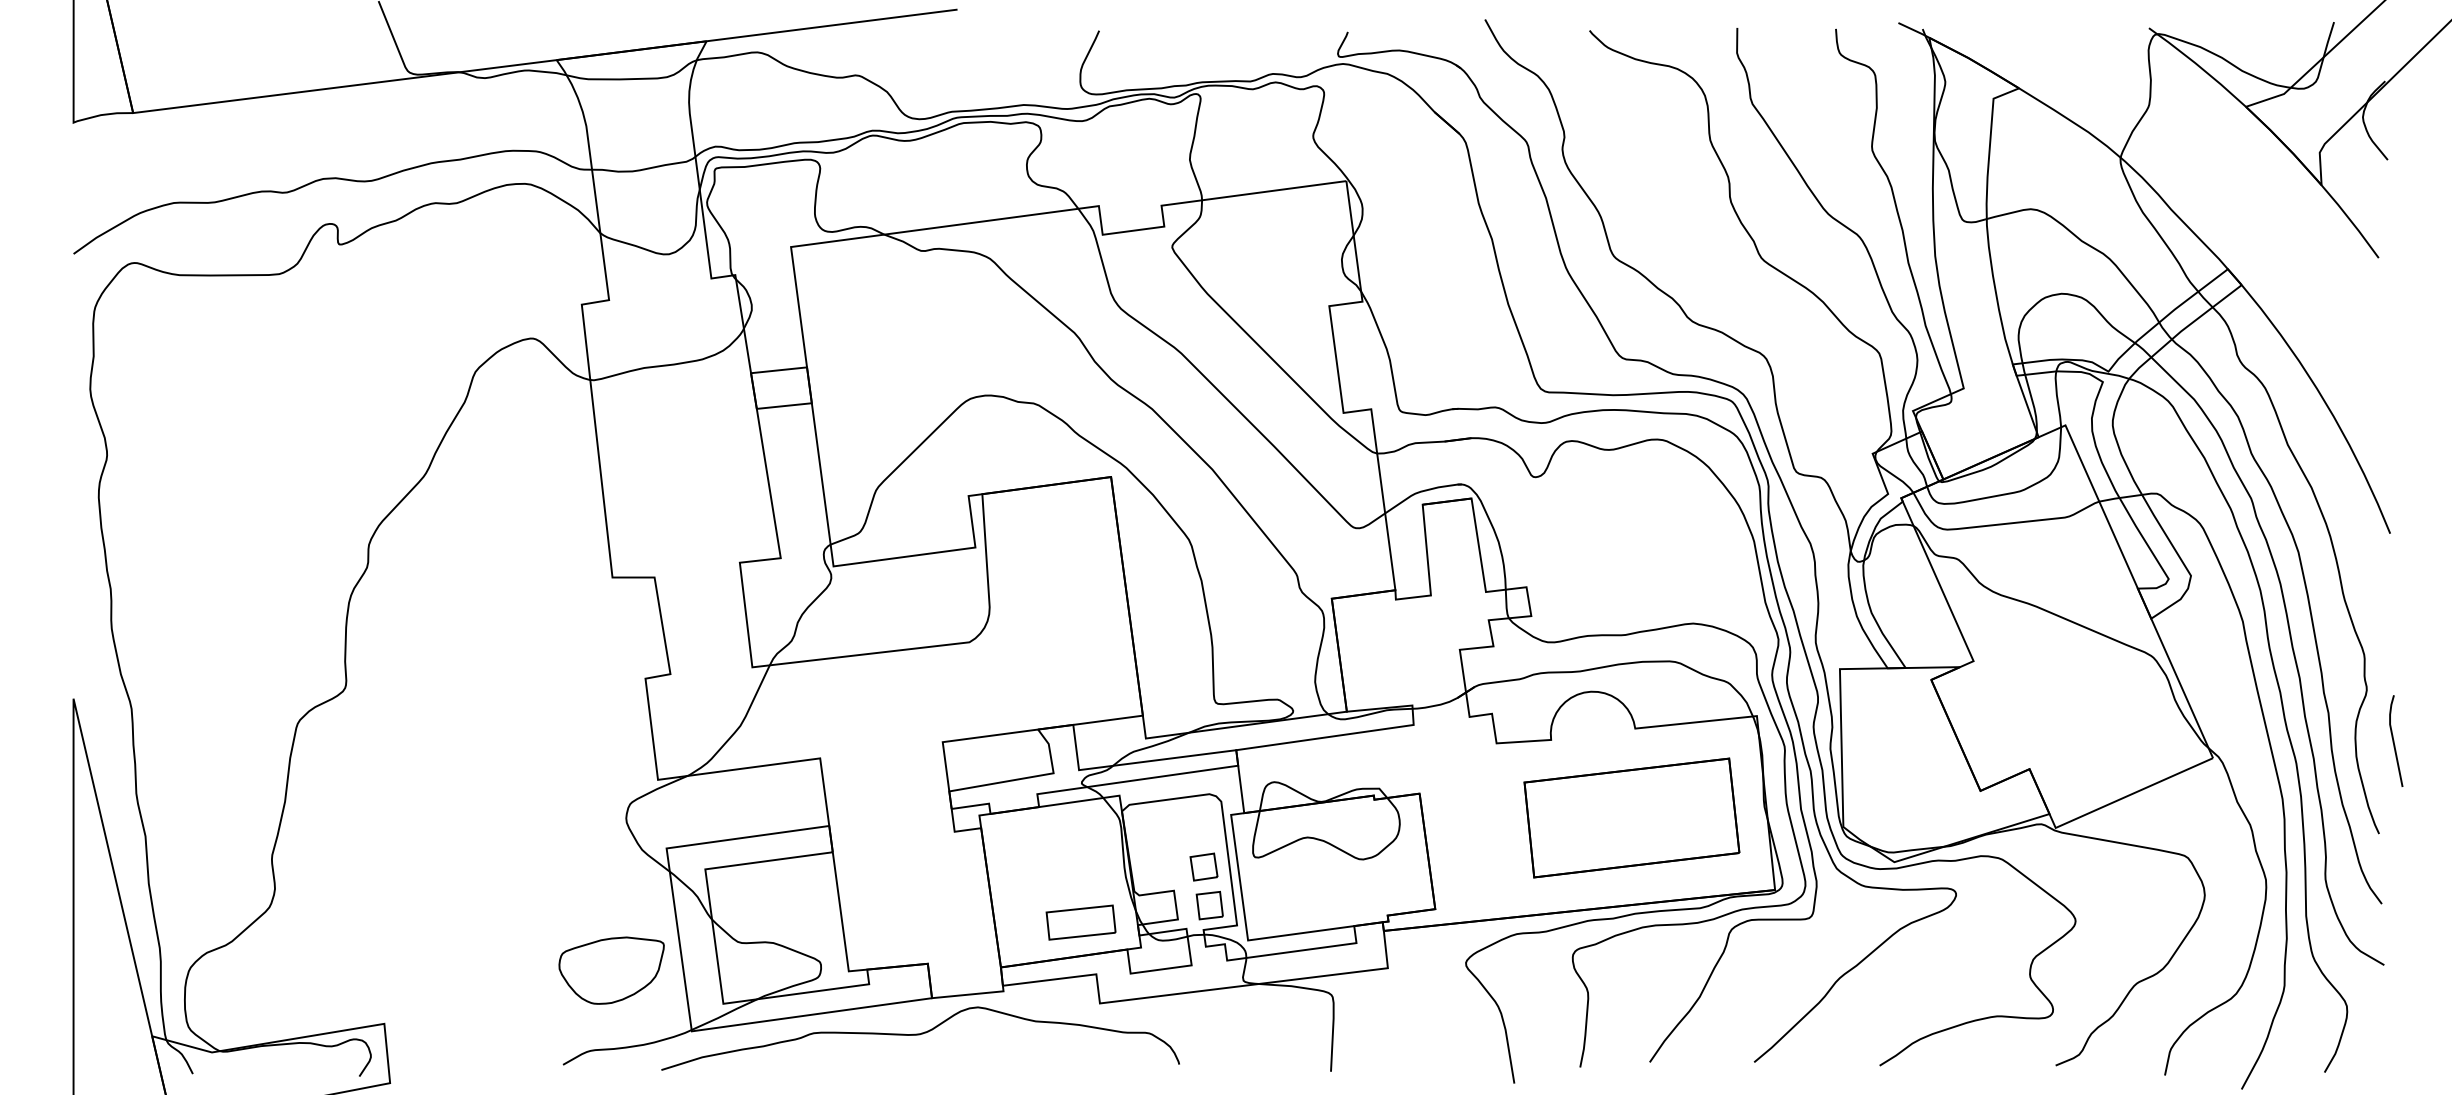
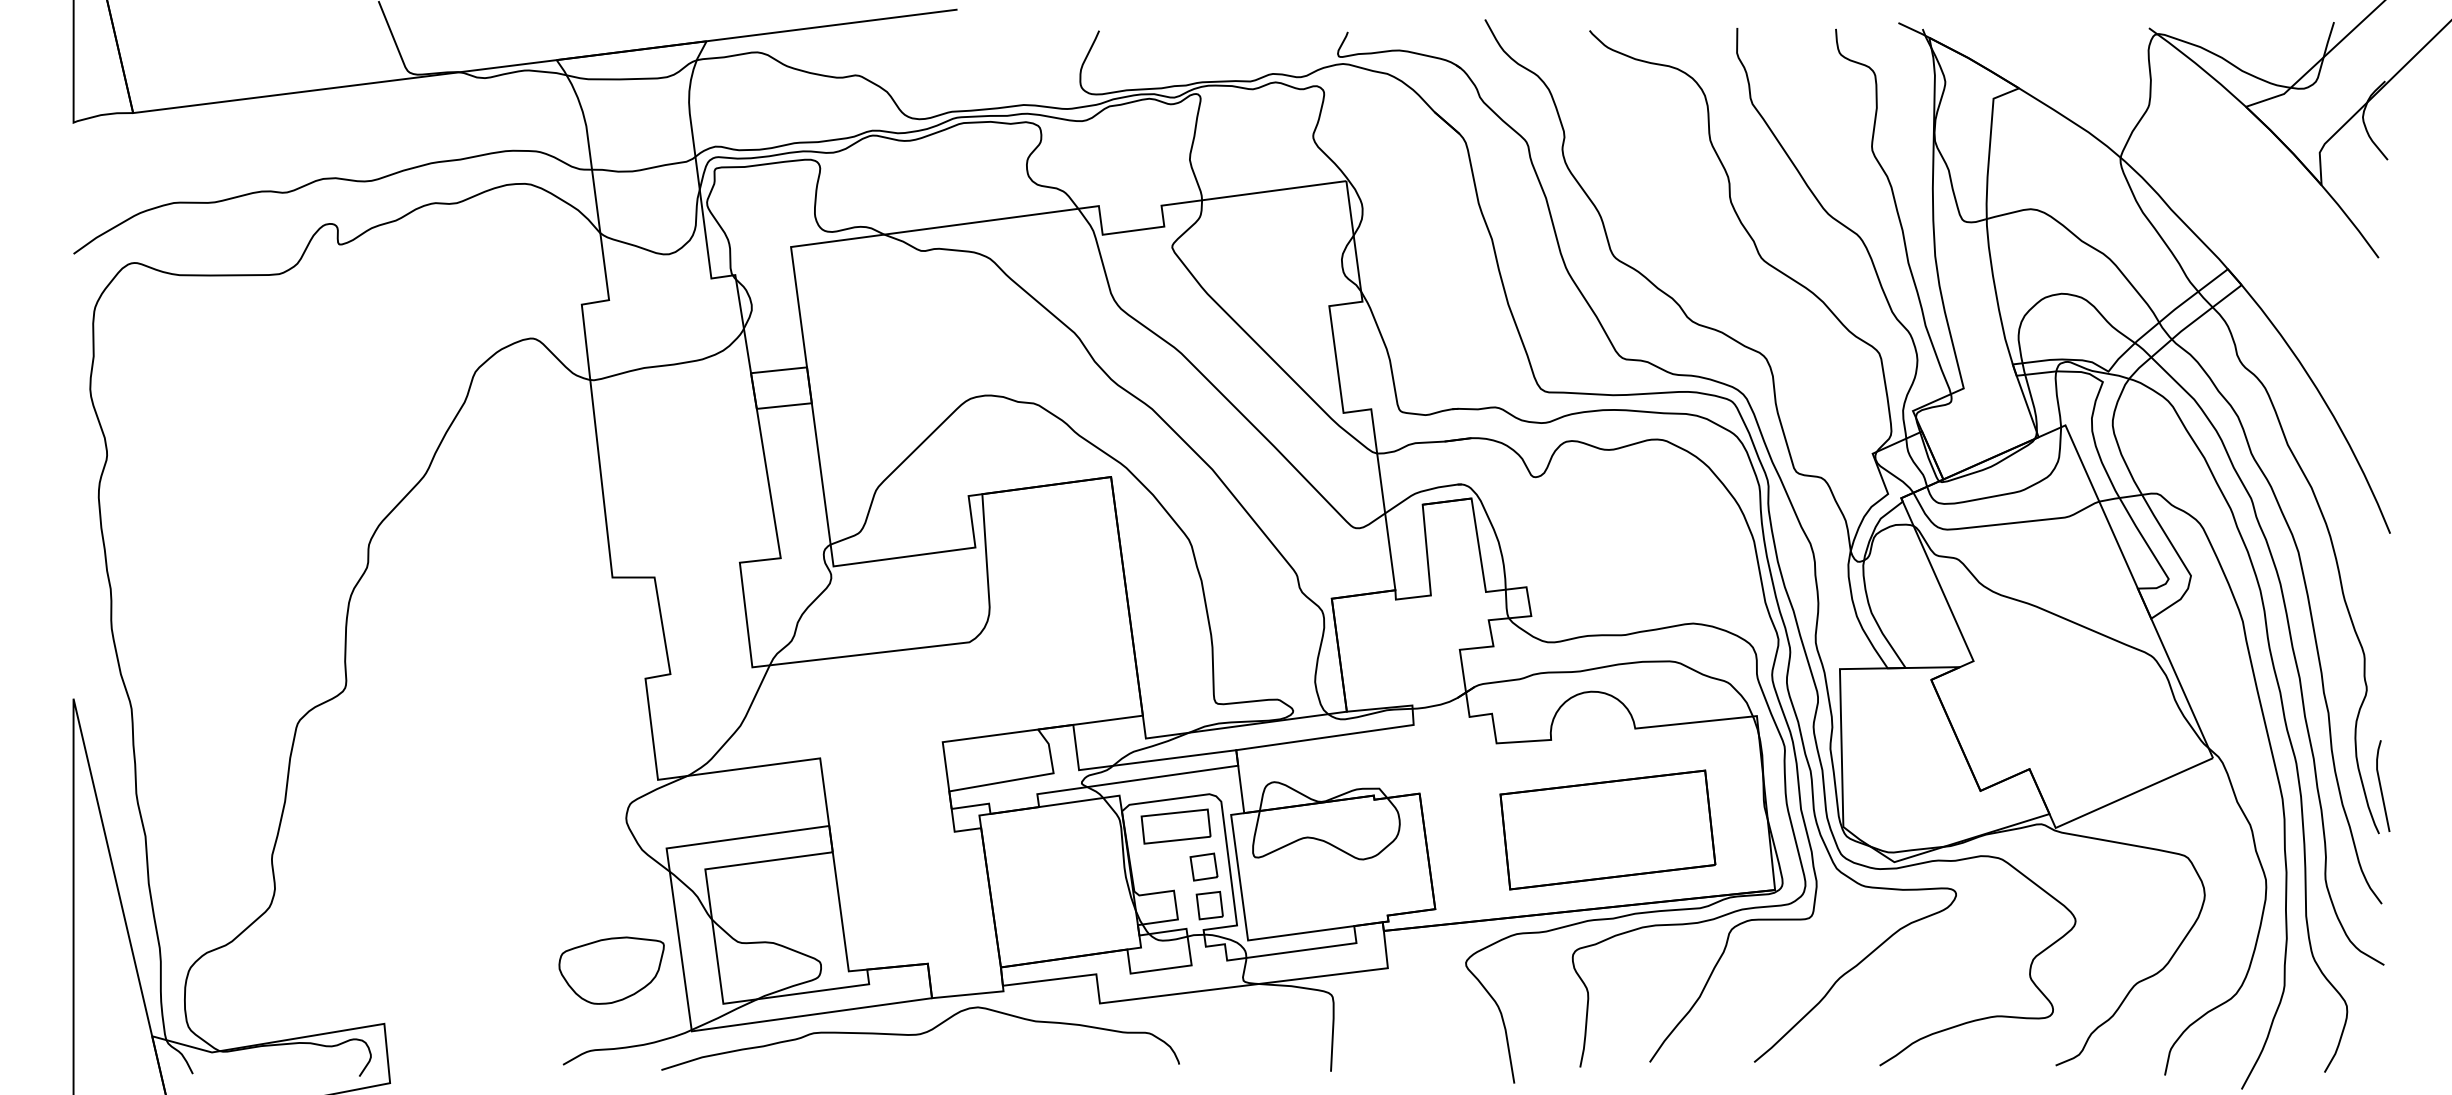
line position: (2394, 740) -> (2381, 785) (2381, 785)
part position: (1631, 817) -> (1607, 829) (1607, 829)
part position: (1080, 922) -> (1175, 826) (1175, 826)
